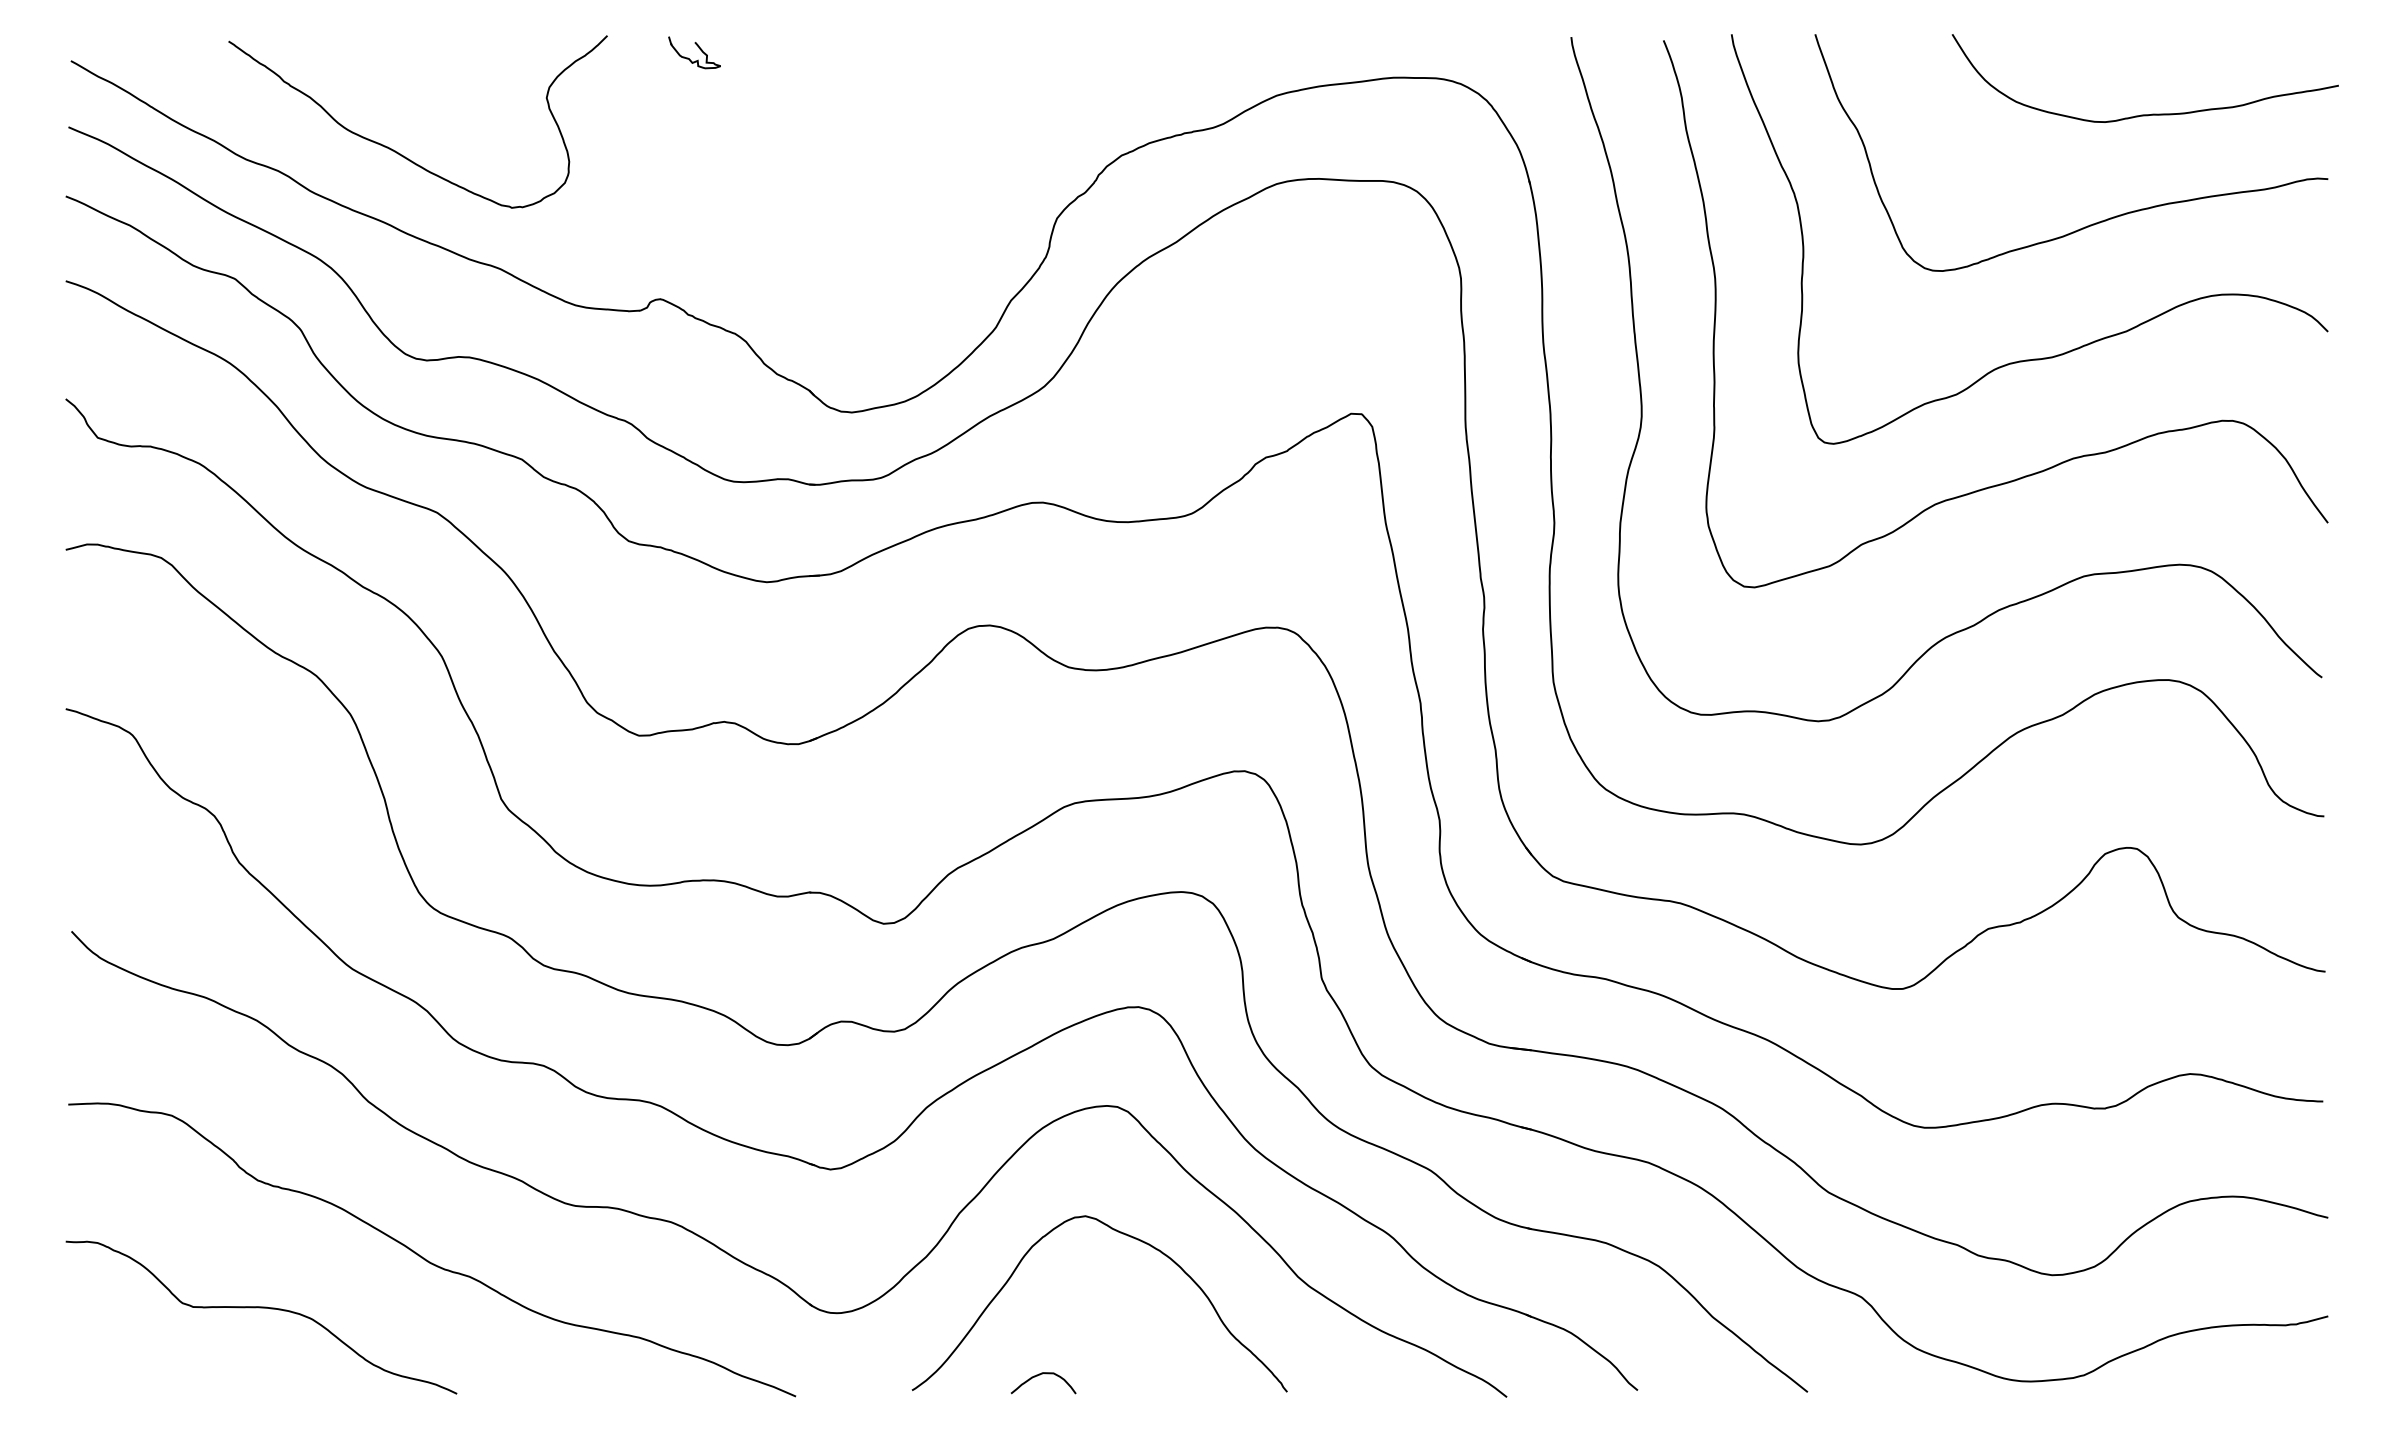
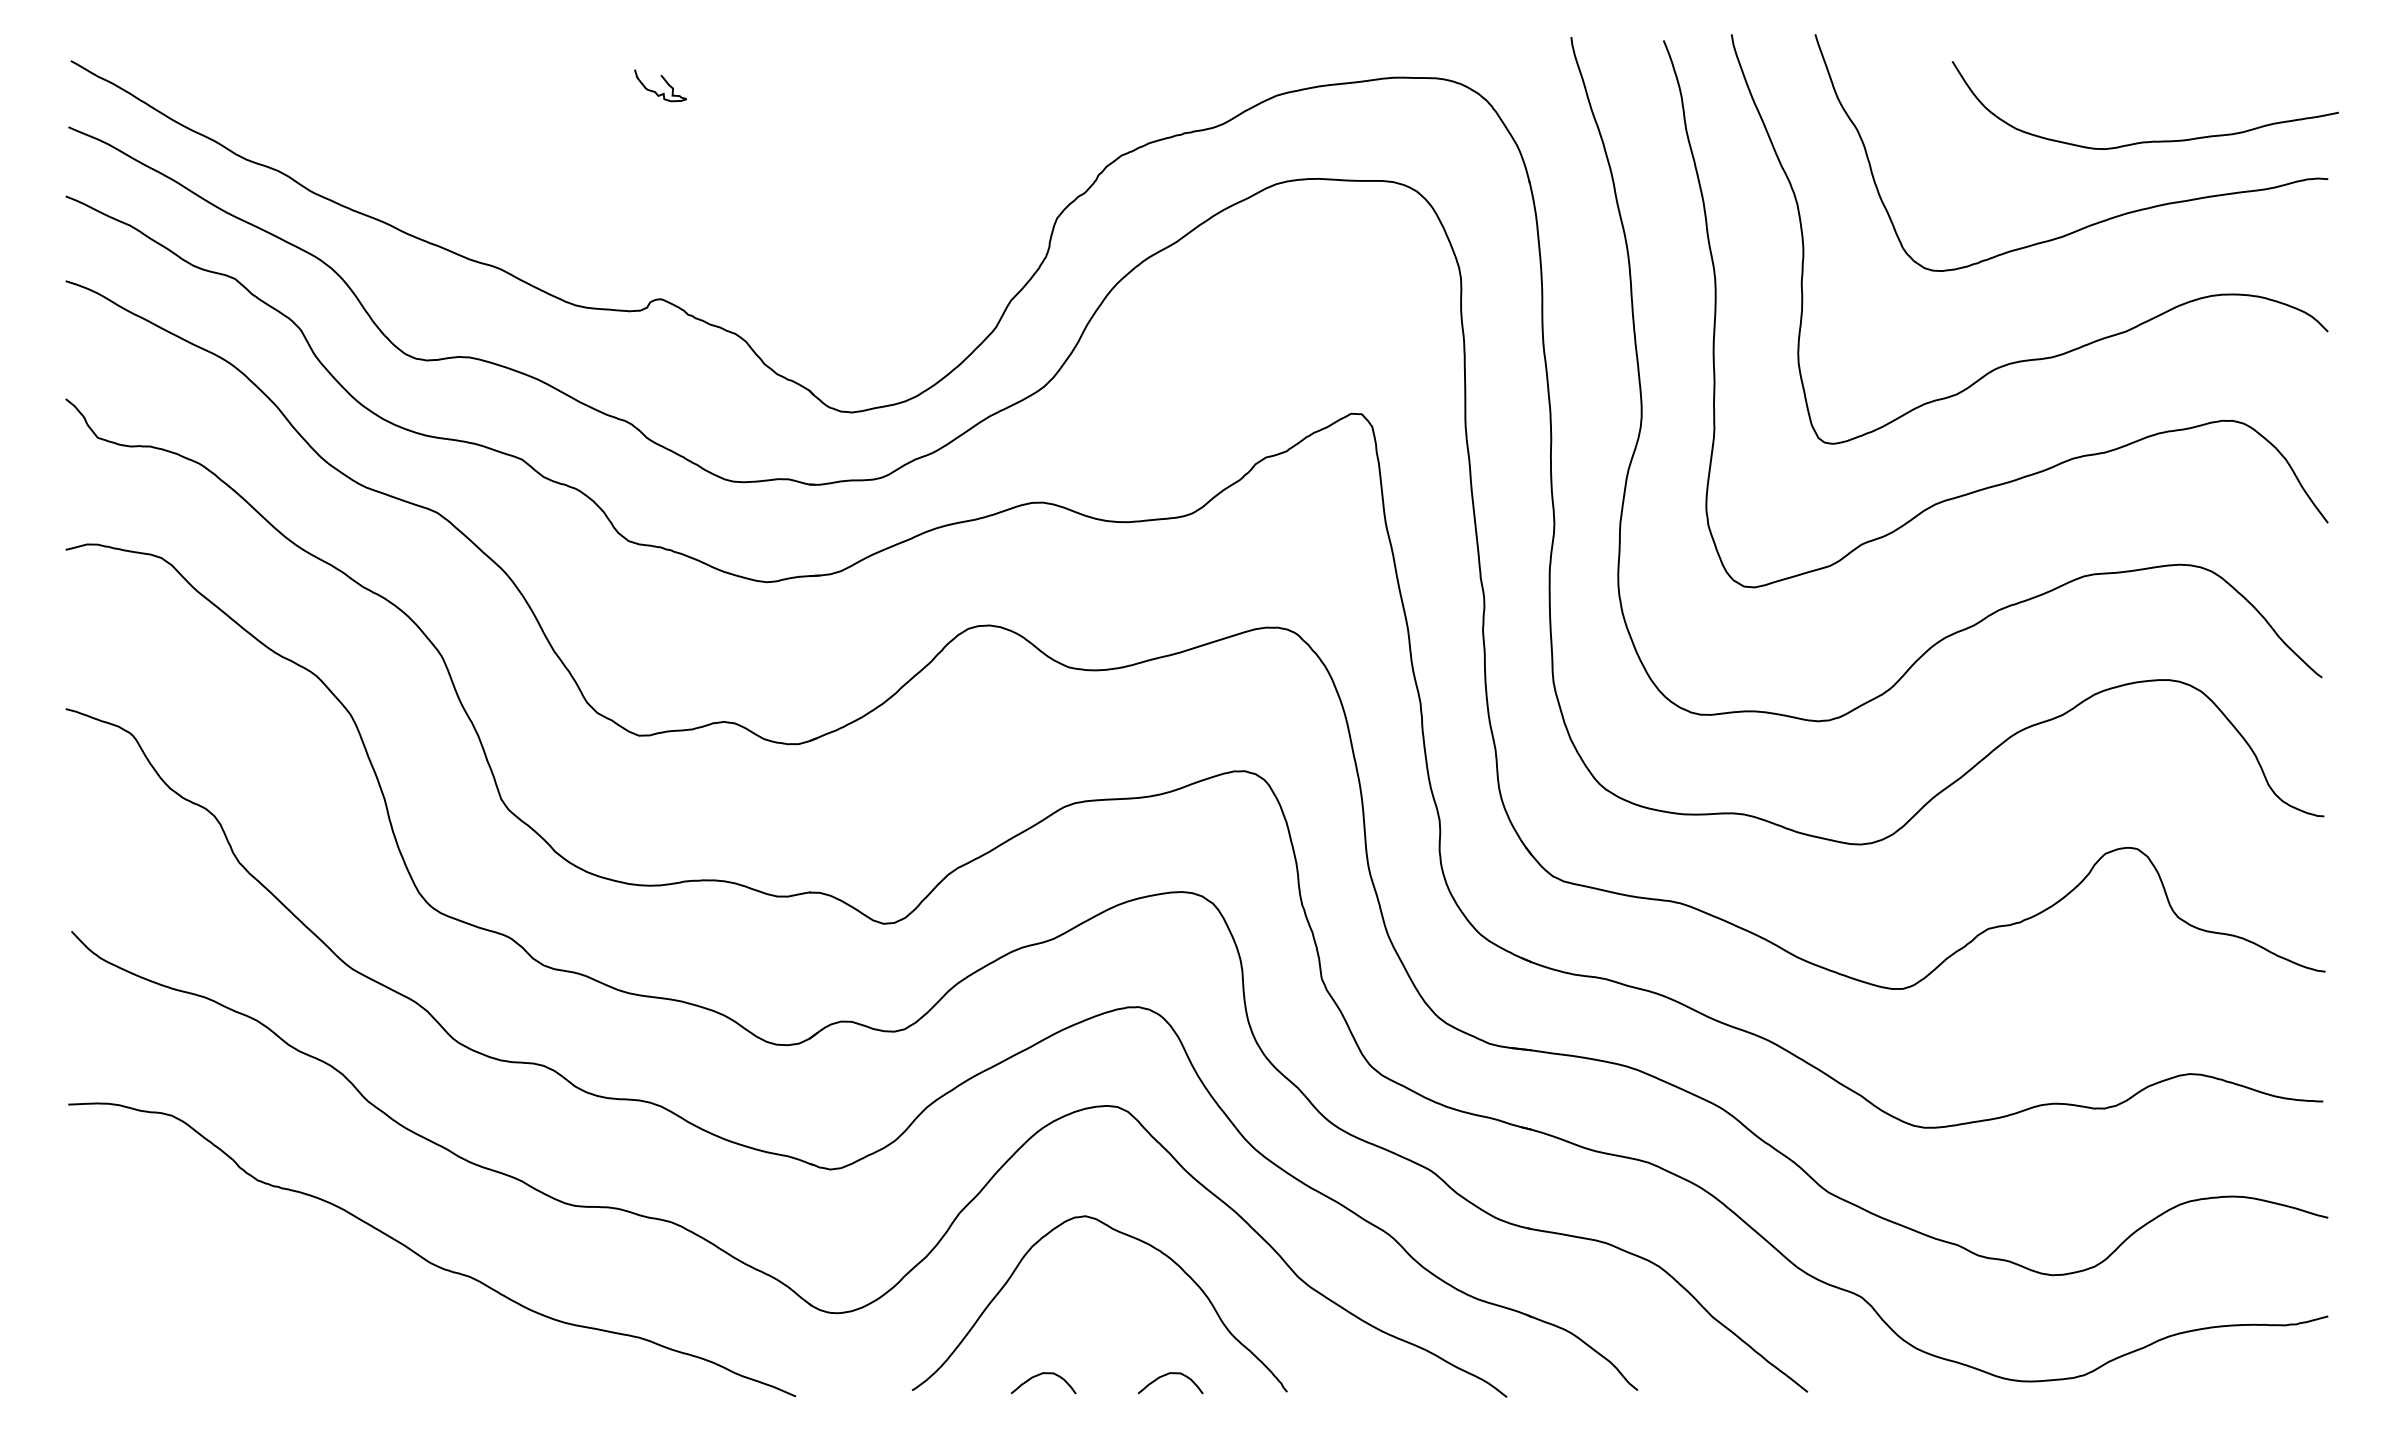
curve position: (699, 49) -> (665, 82) (665, 82)
curve position: (2152, 113) -> (2152, 140) (2152, 140)
curve: present -> none (397, 151)
curve: present -> none (261, 1308)
curve: none -> present (1167, 1375)
